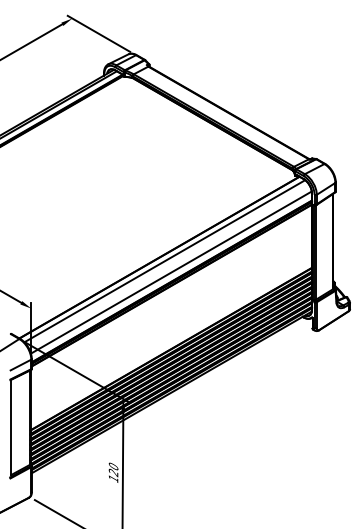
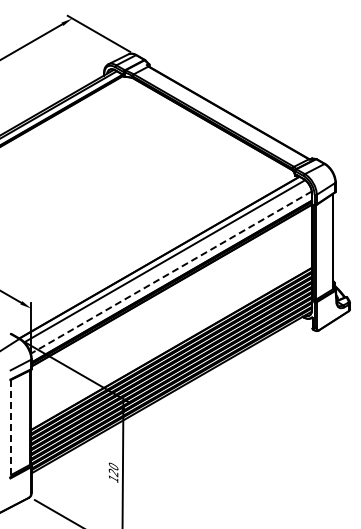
line: solid -> dashed (170, 272)
line: solid -> dashed (11, 427)
